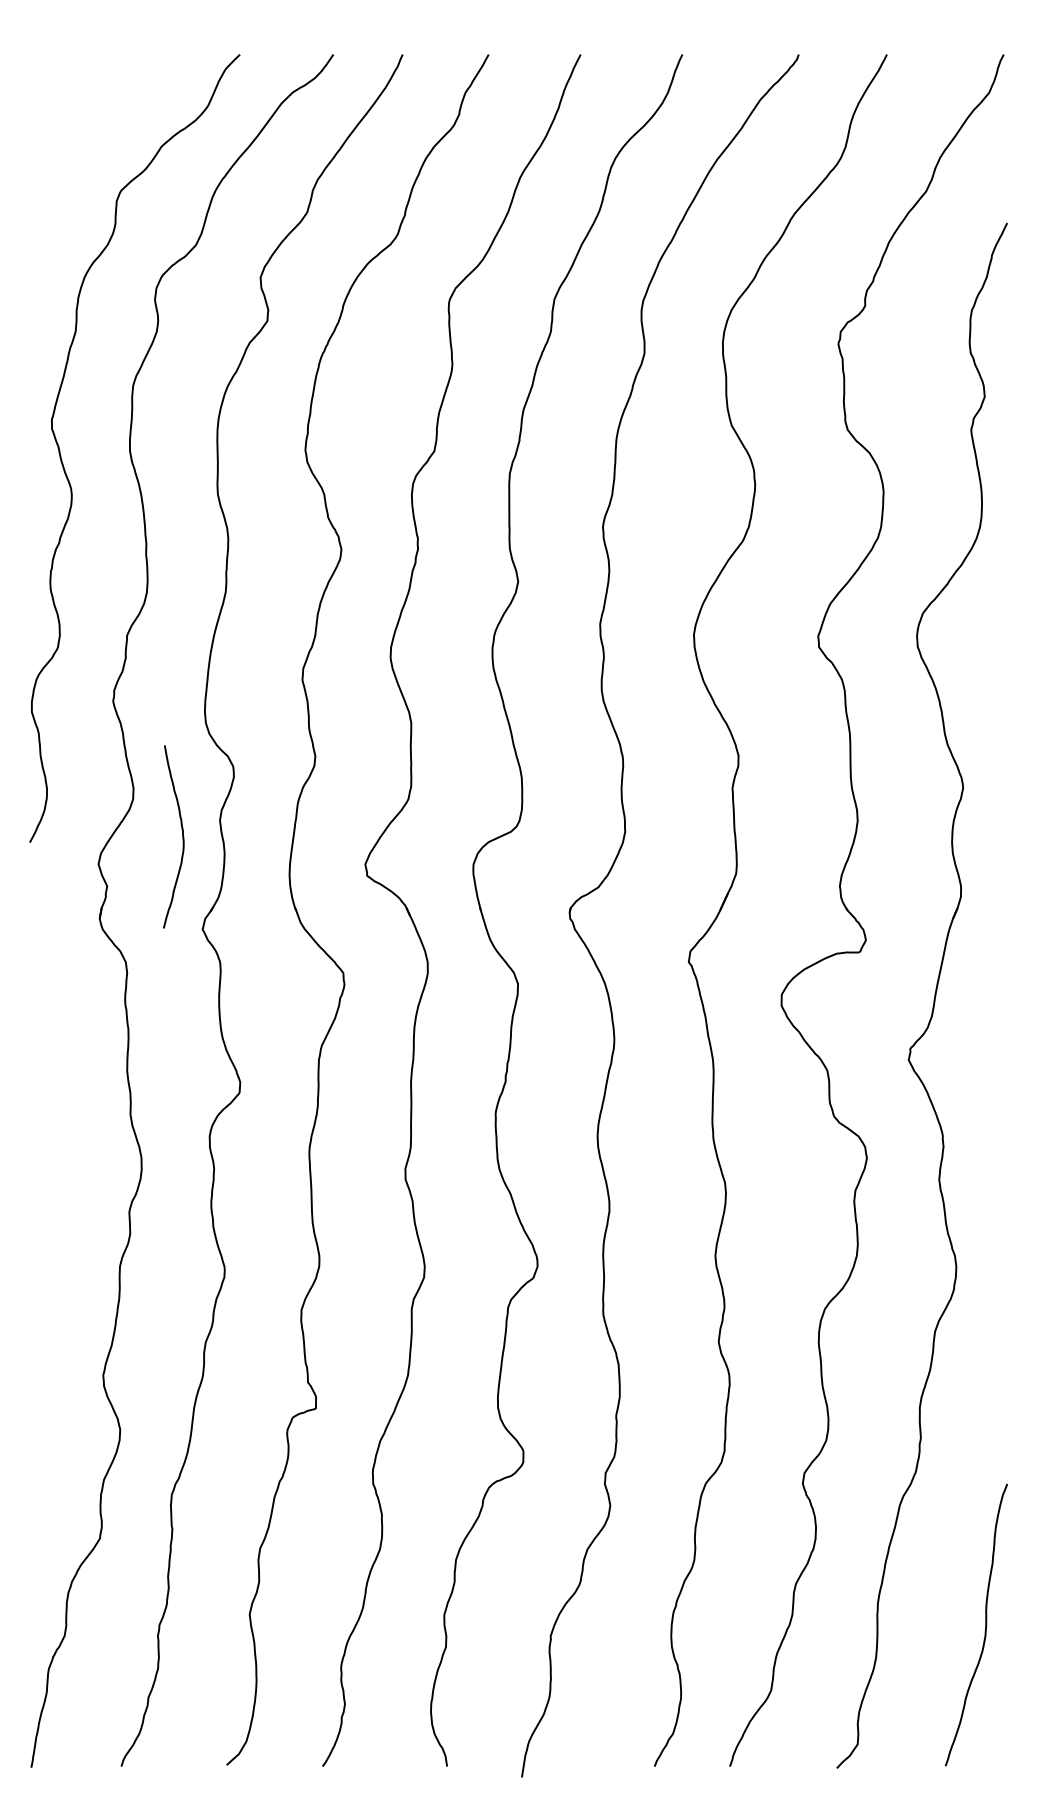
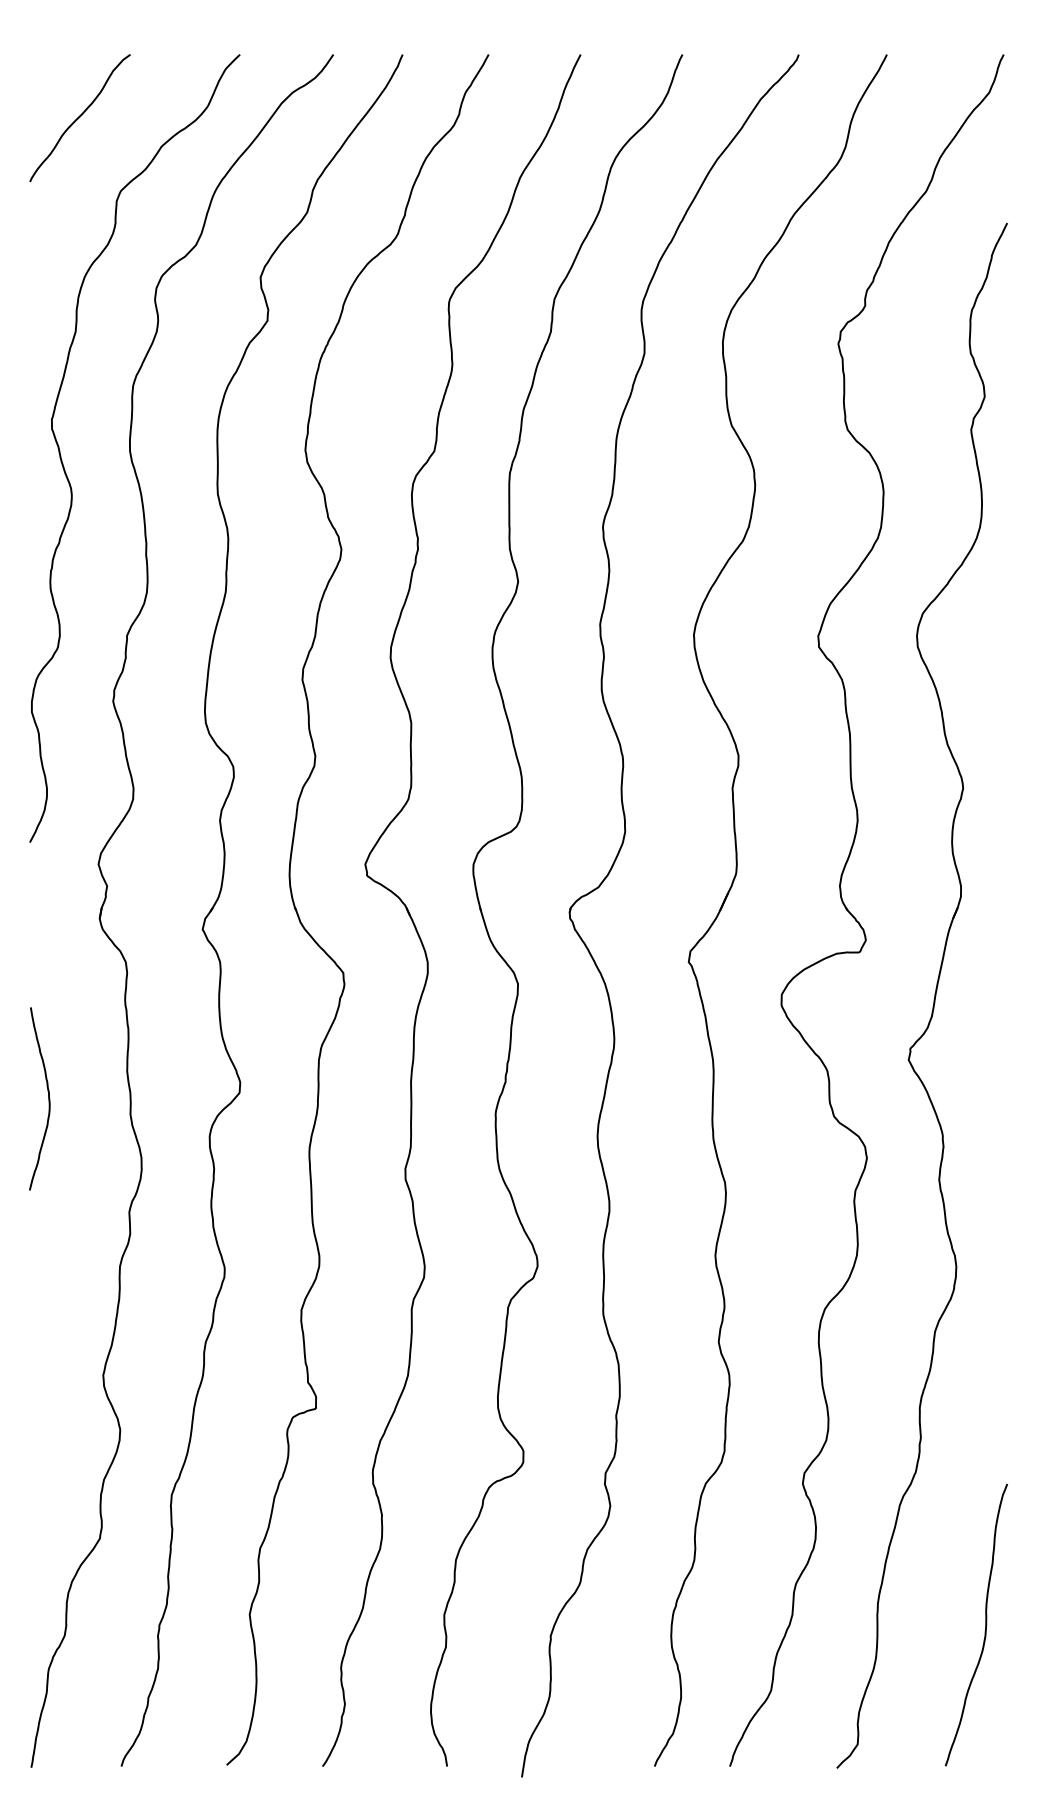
curve: none -> present (79, 118)
curve position: (182, 836) -> (48, 1098) (48, 1098)
